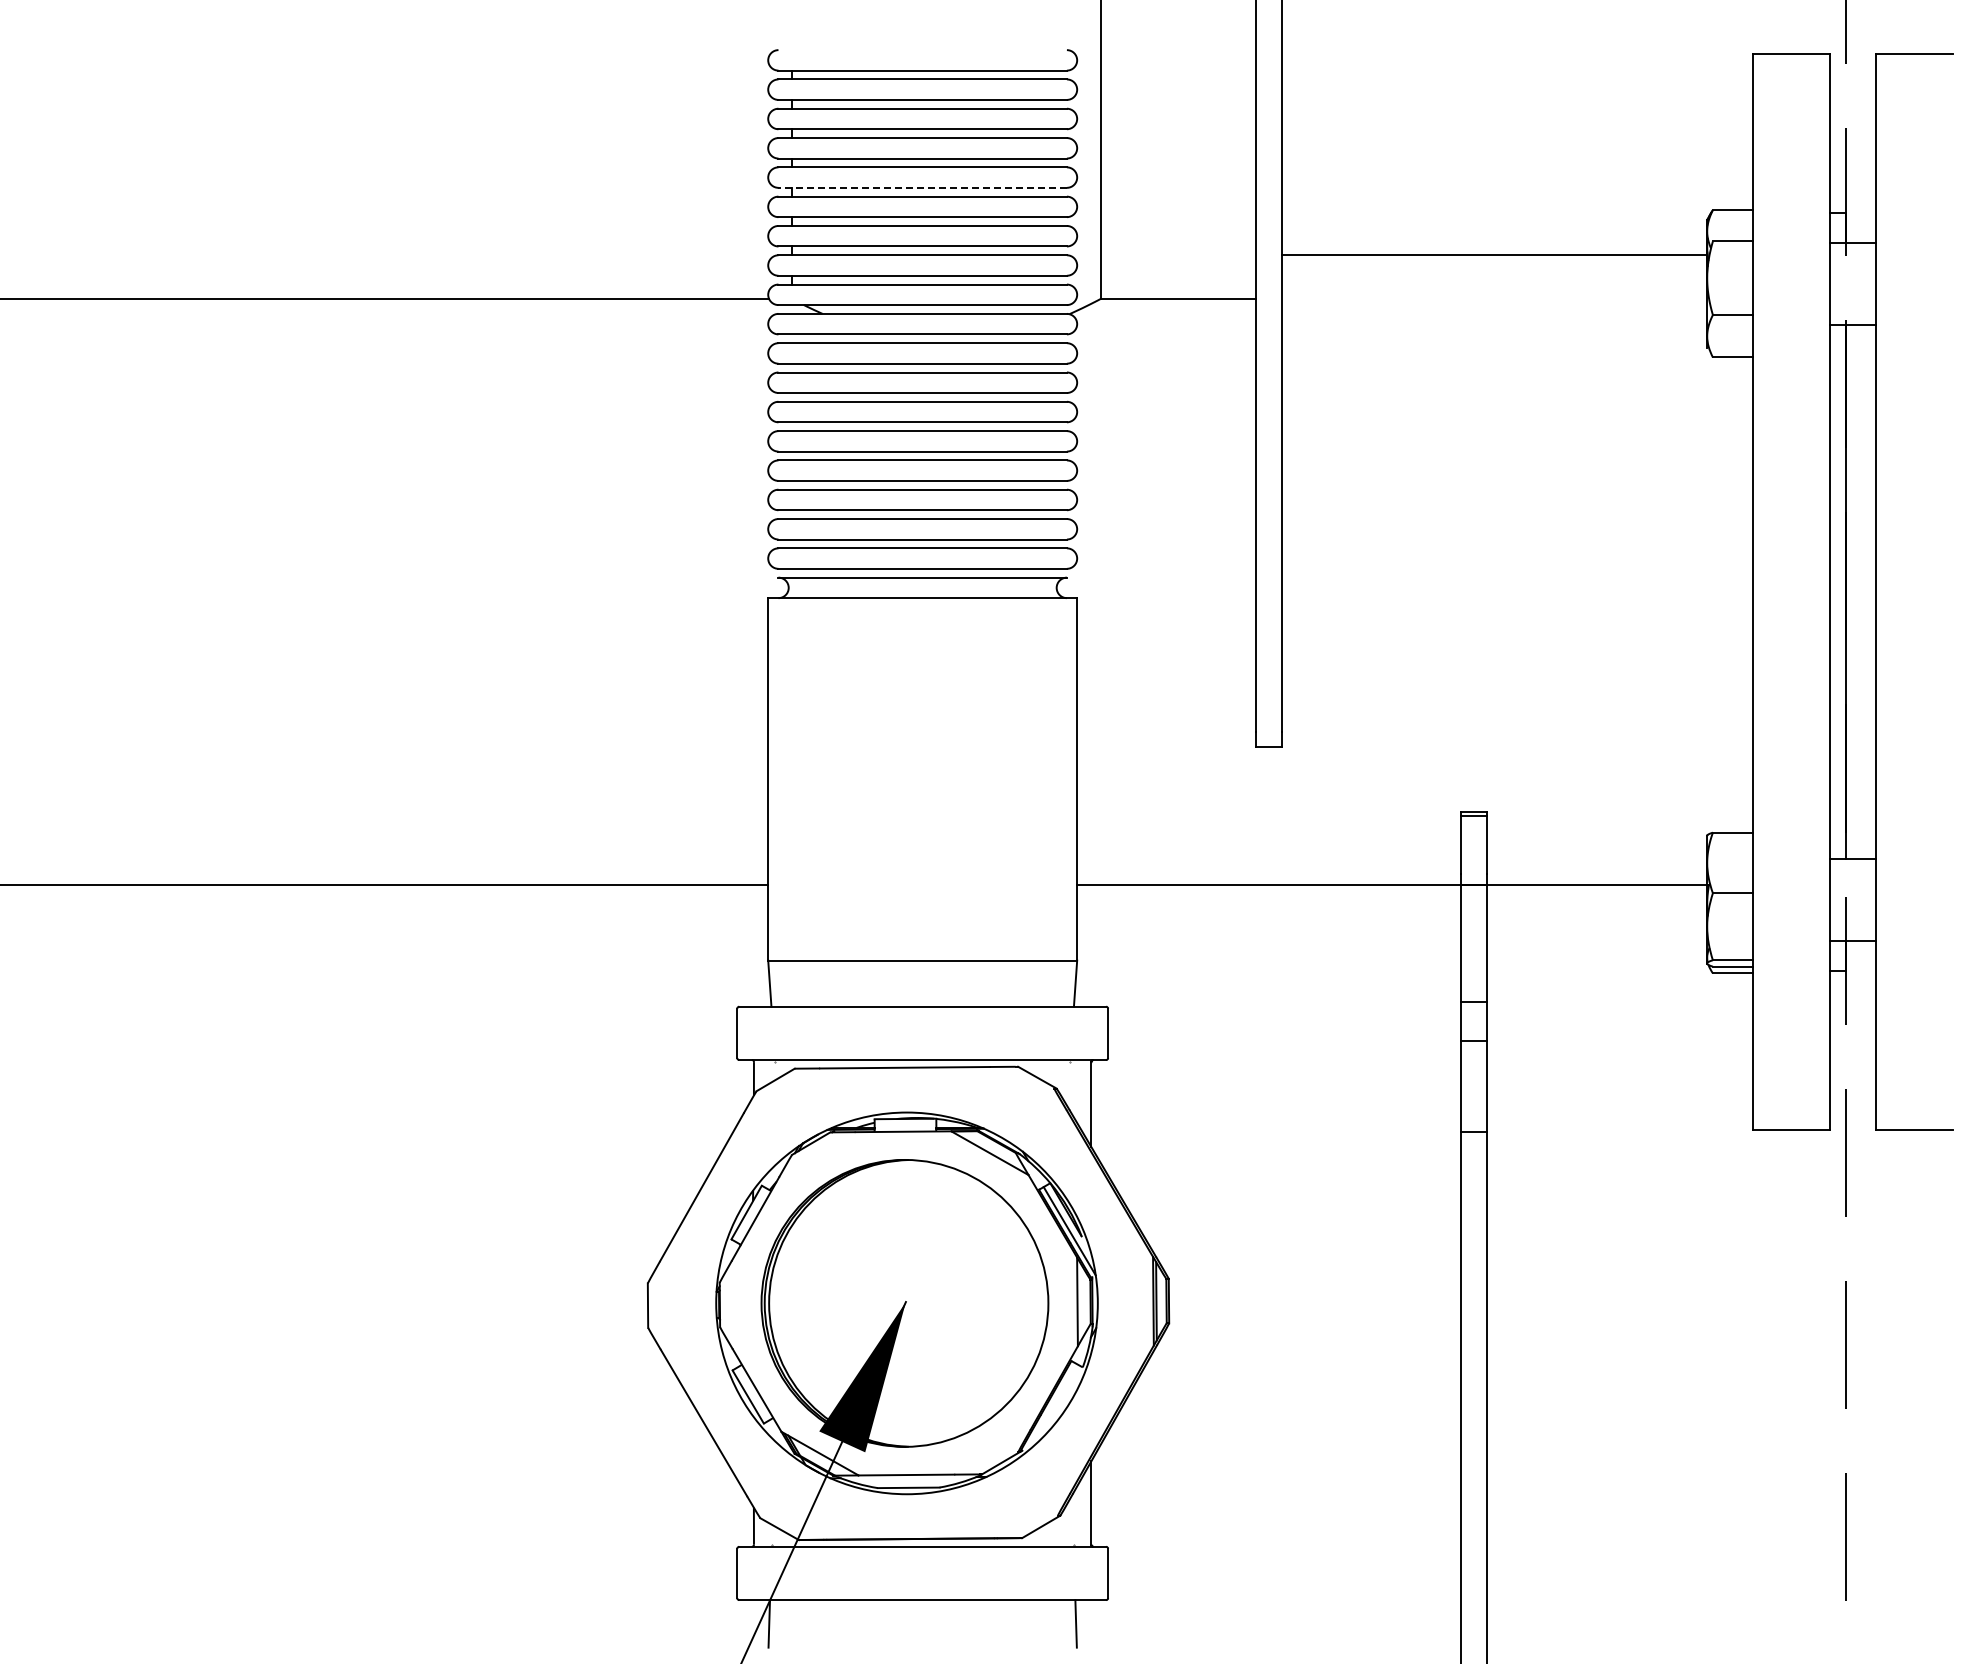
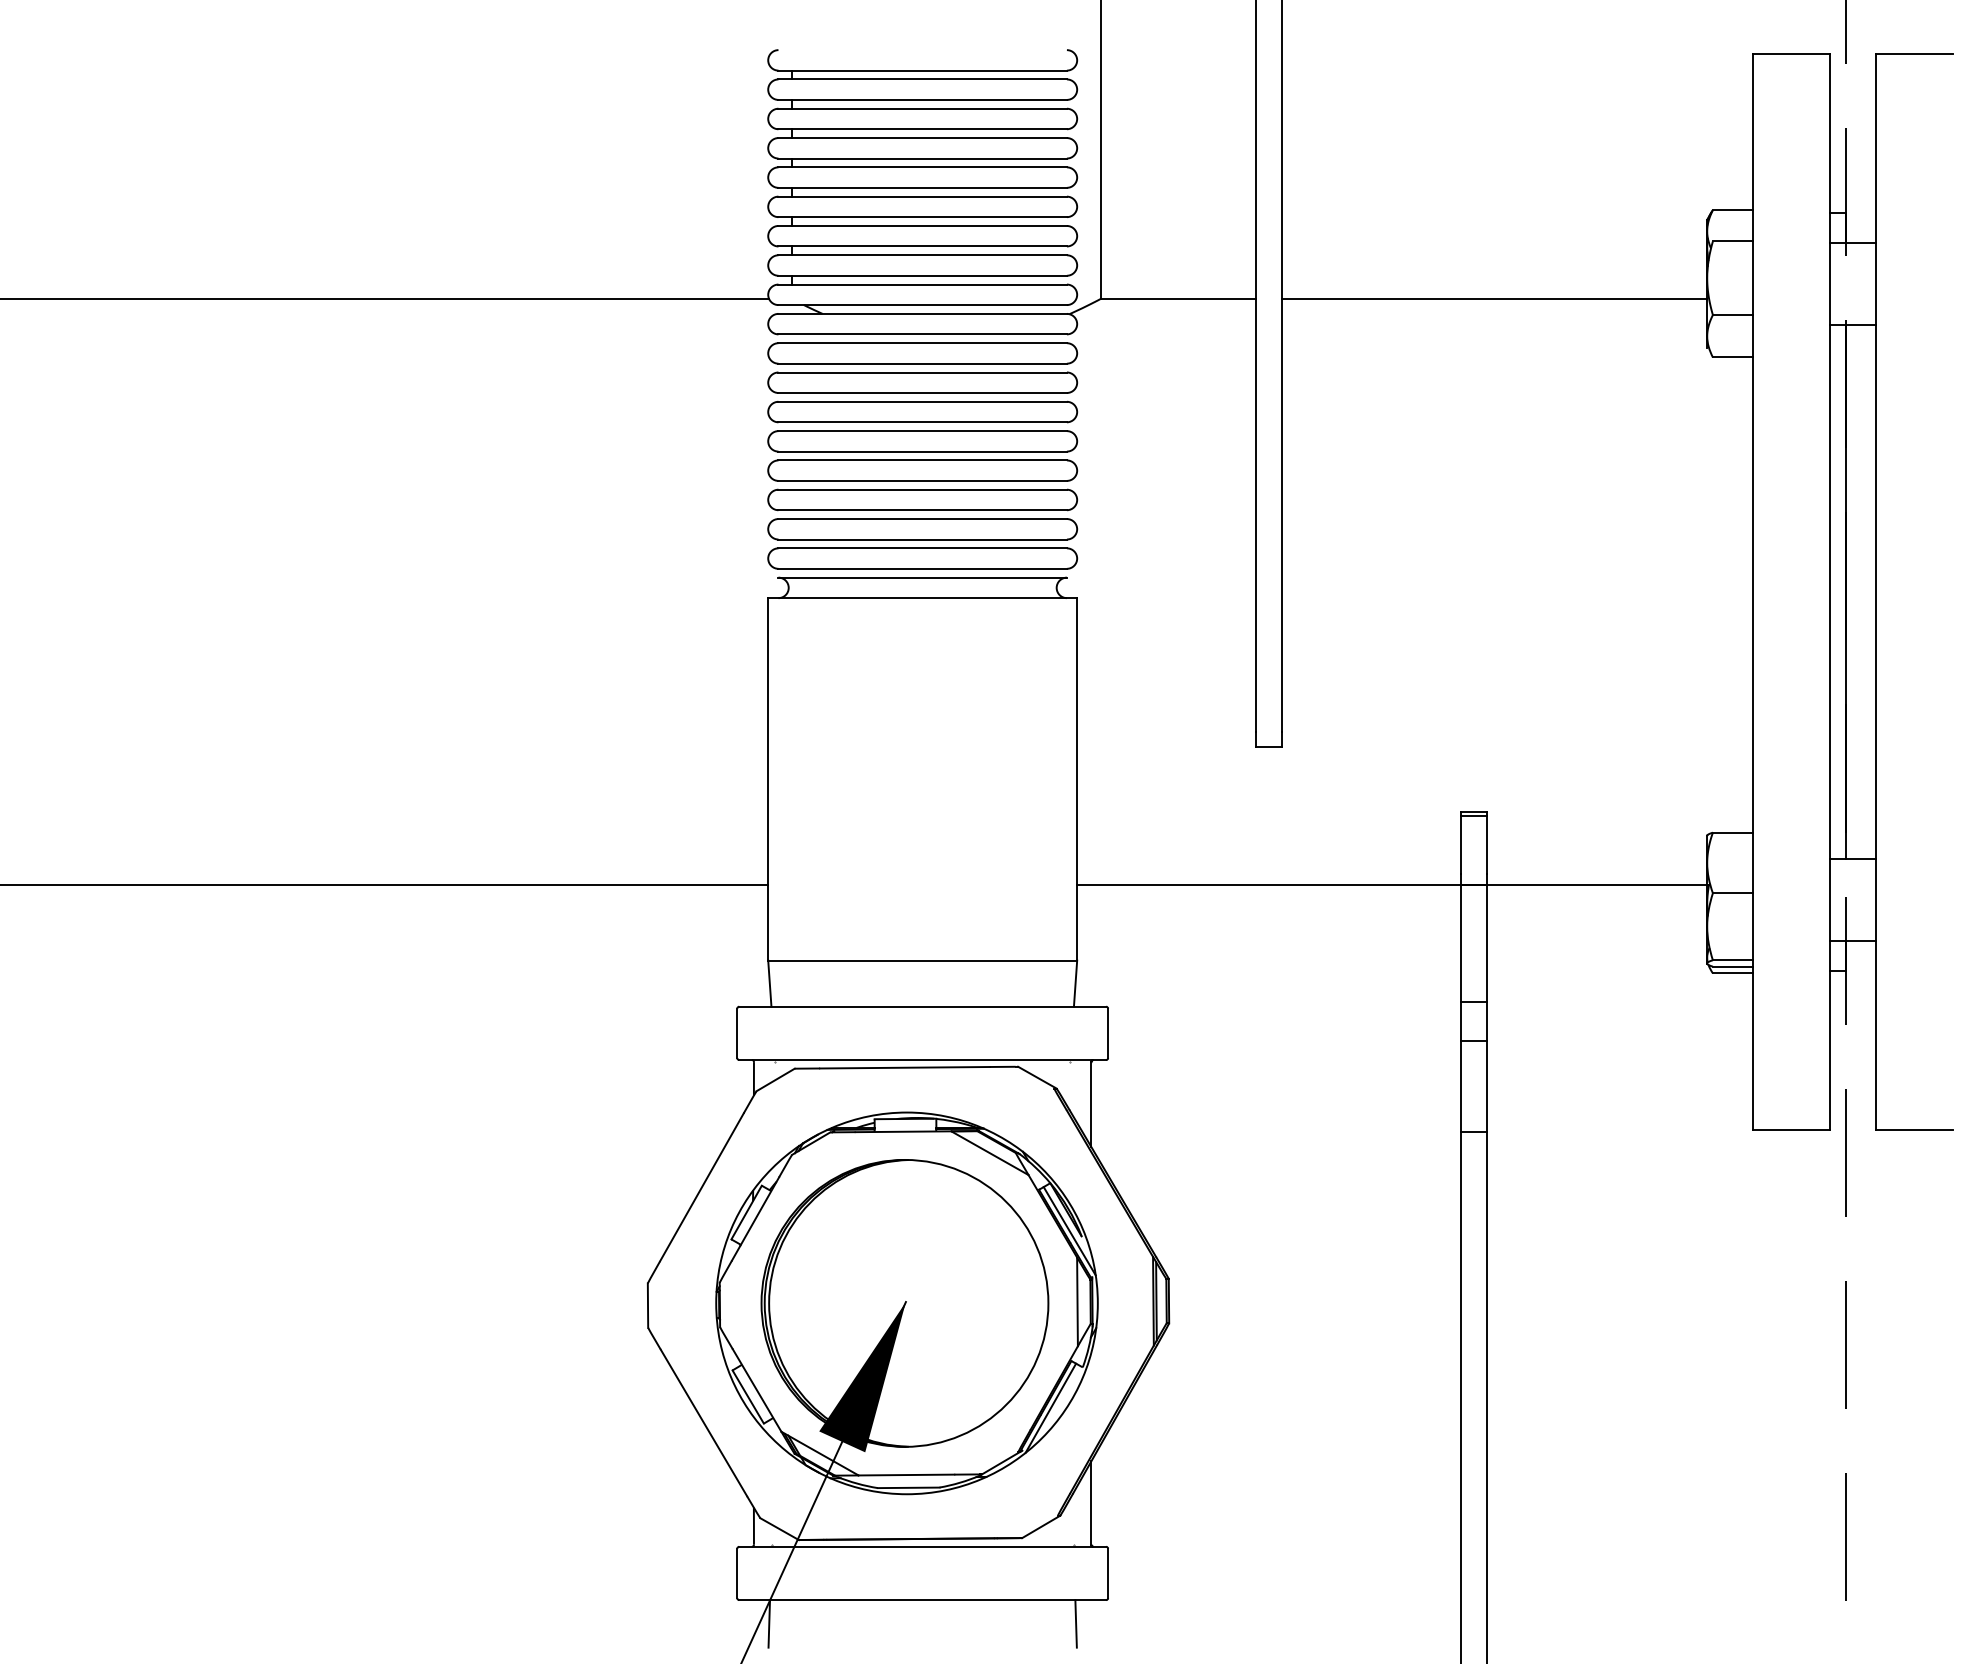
line: dashed -> solid (922, 187)
line position: (1494, 254) -> (1494, 298) (1494, 298)
line: none -> present (1050, 1407)
